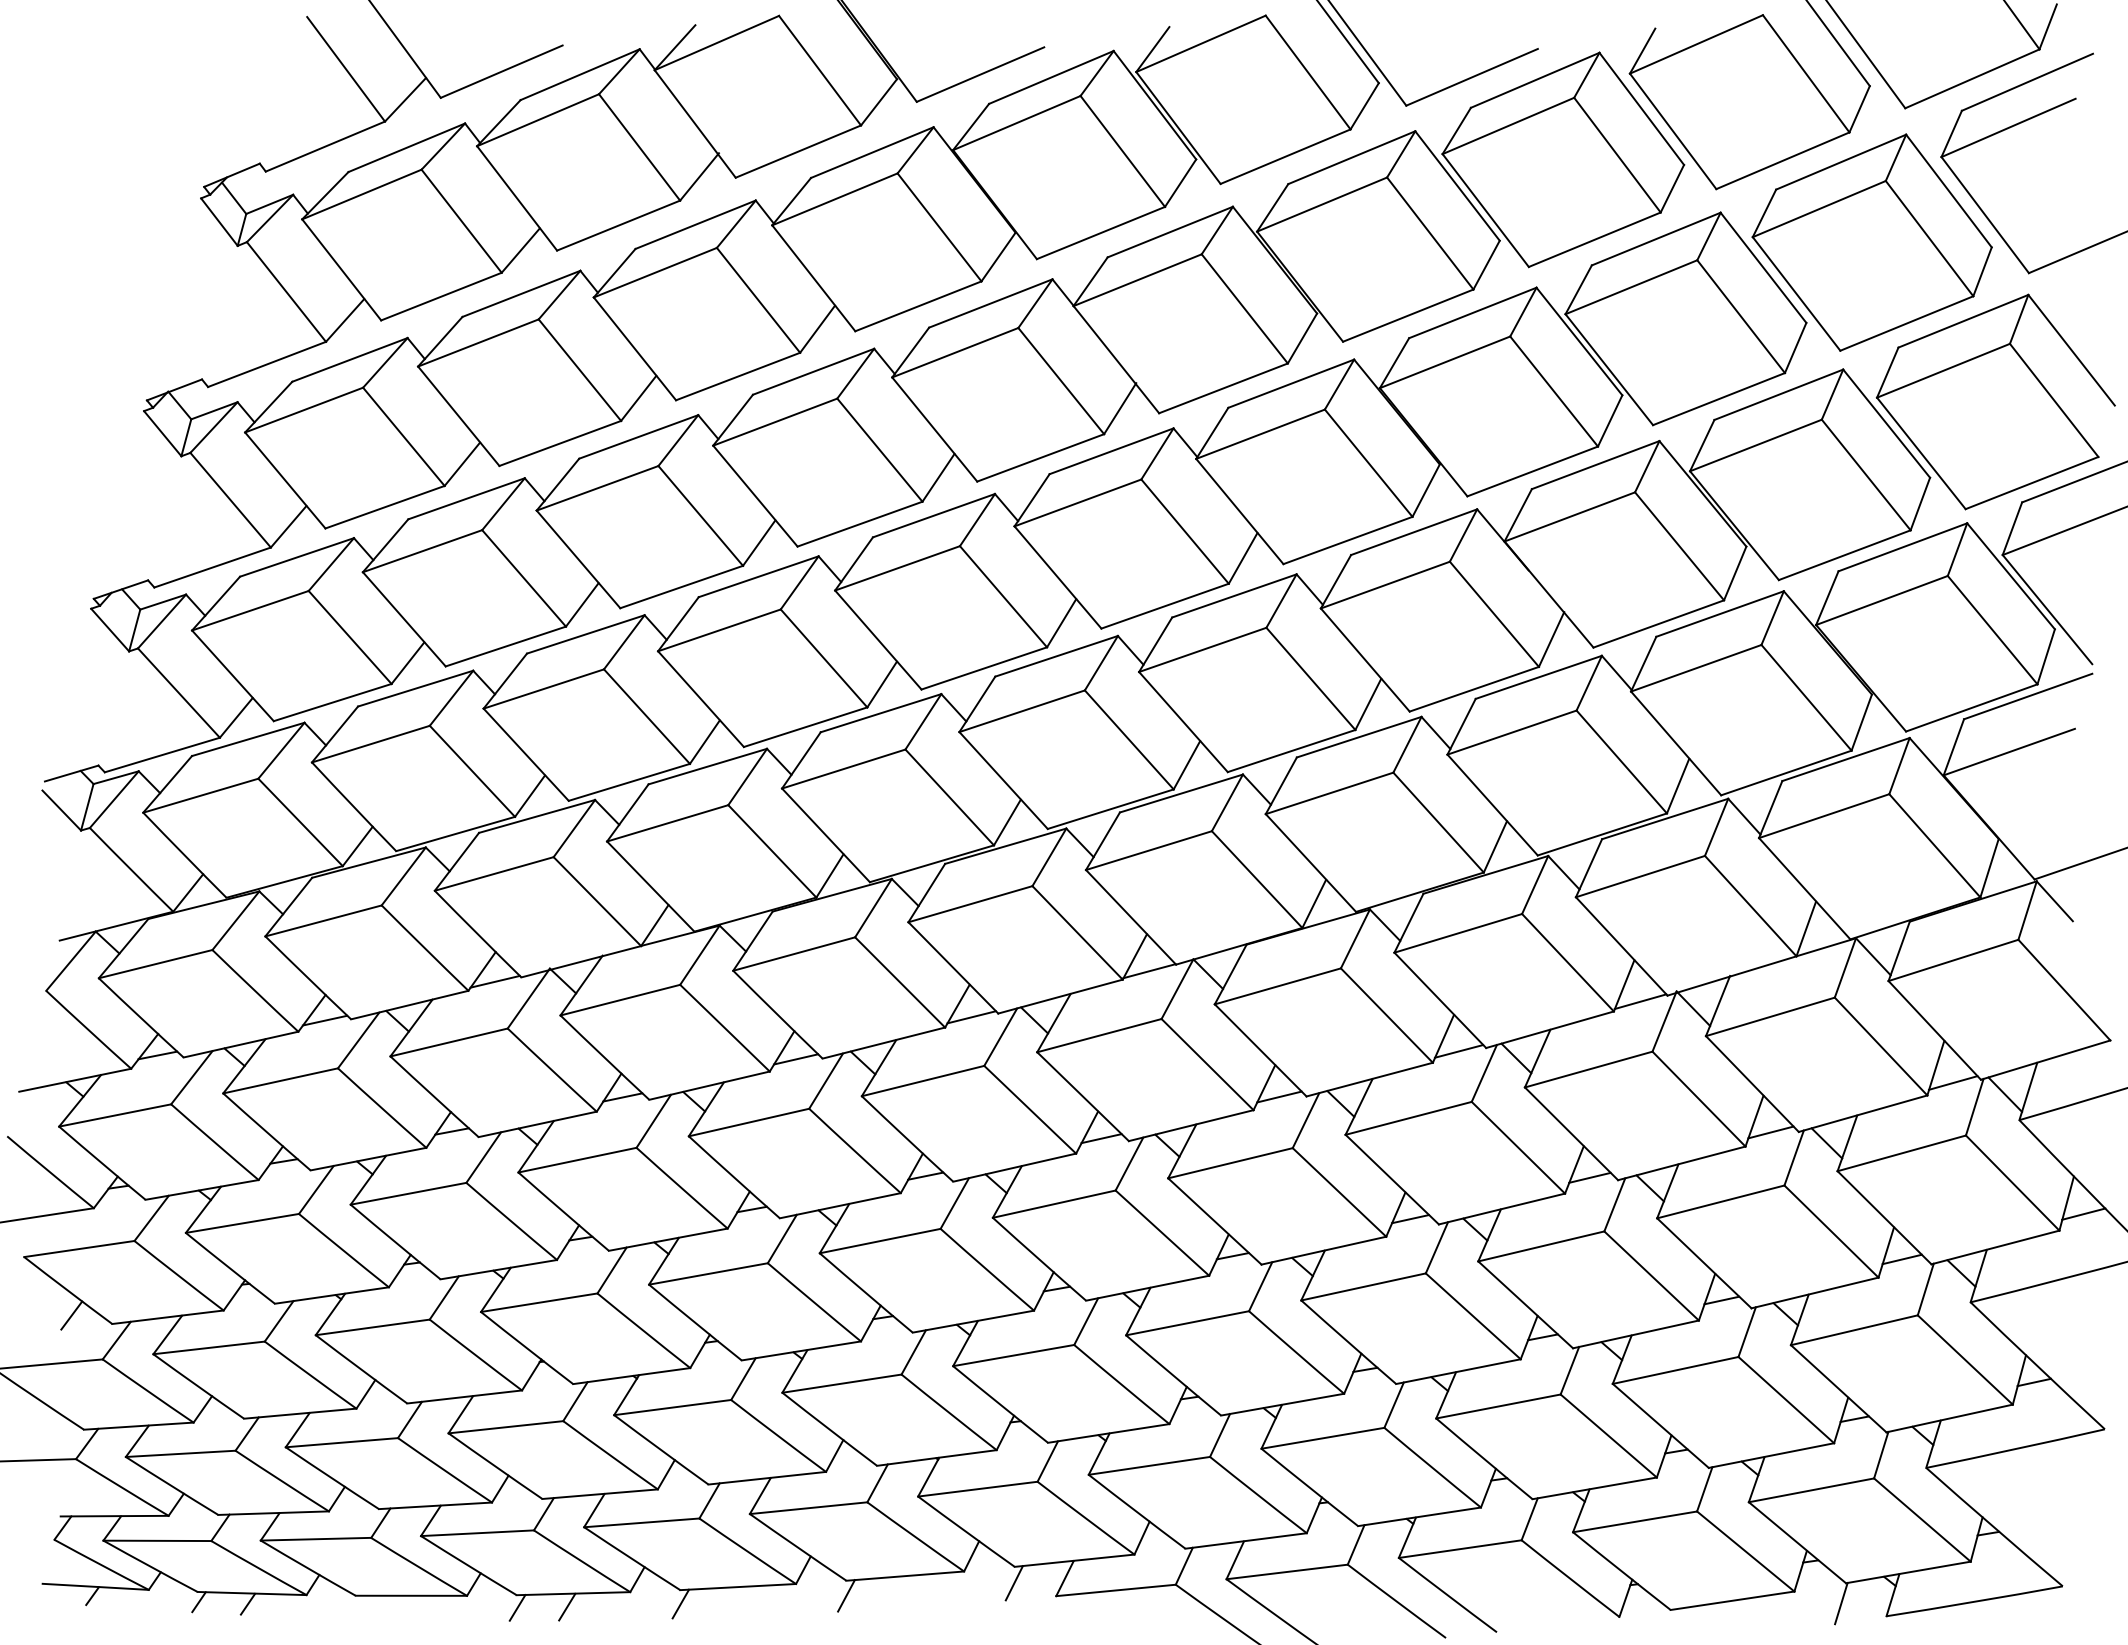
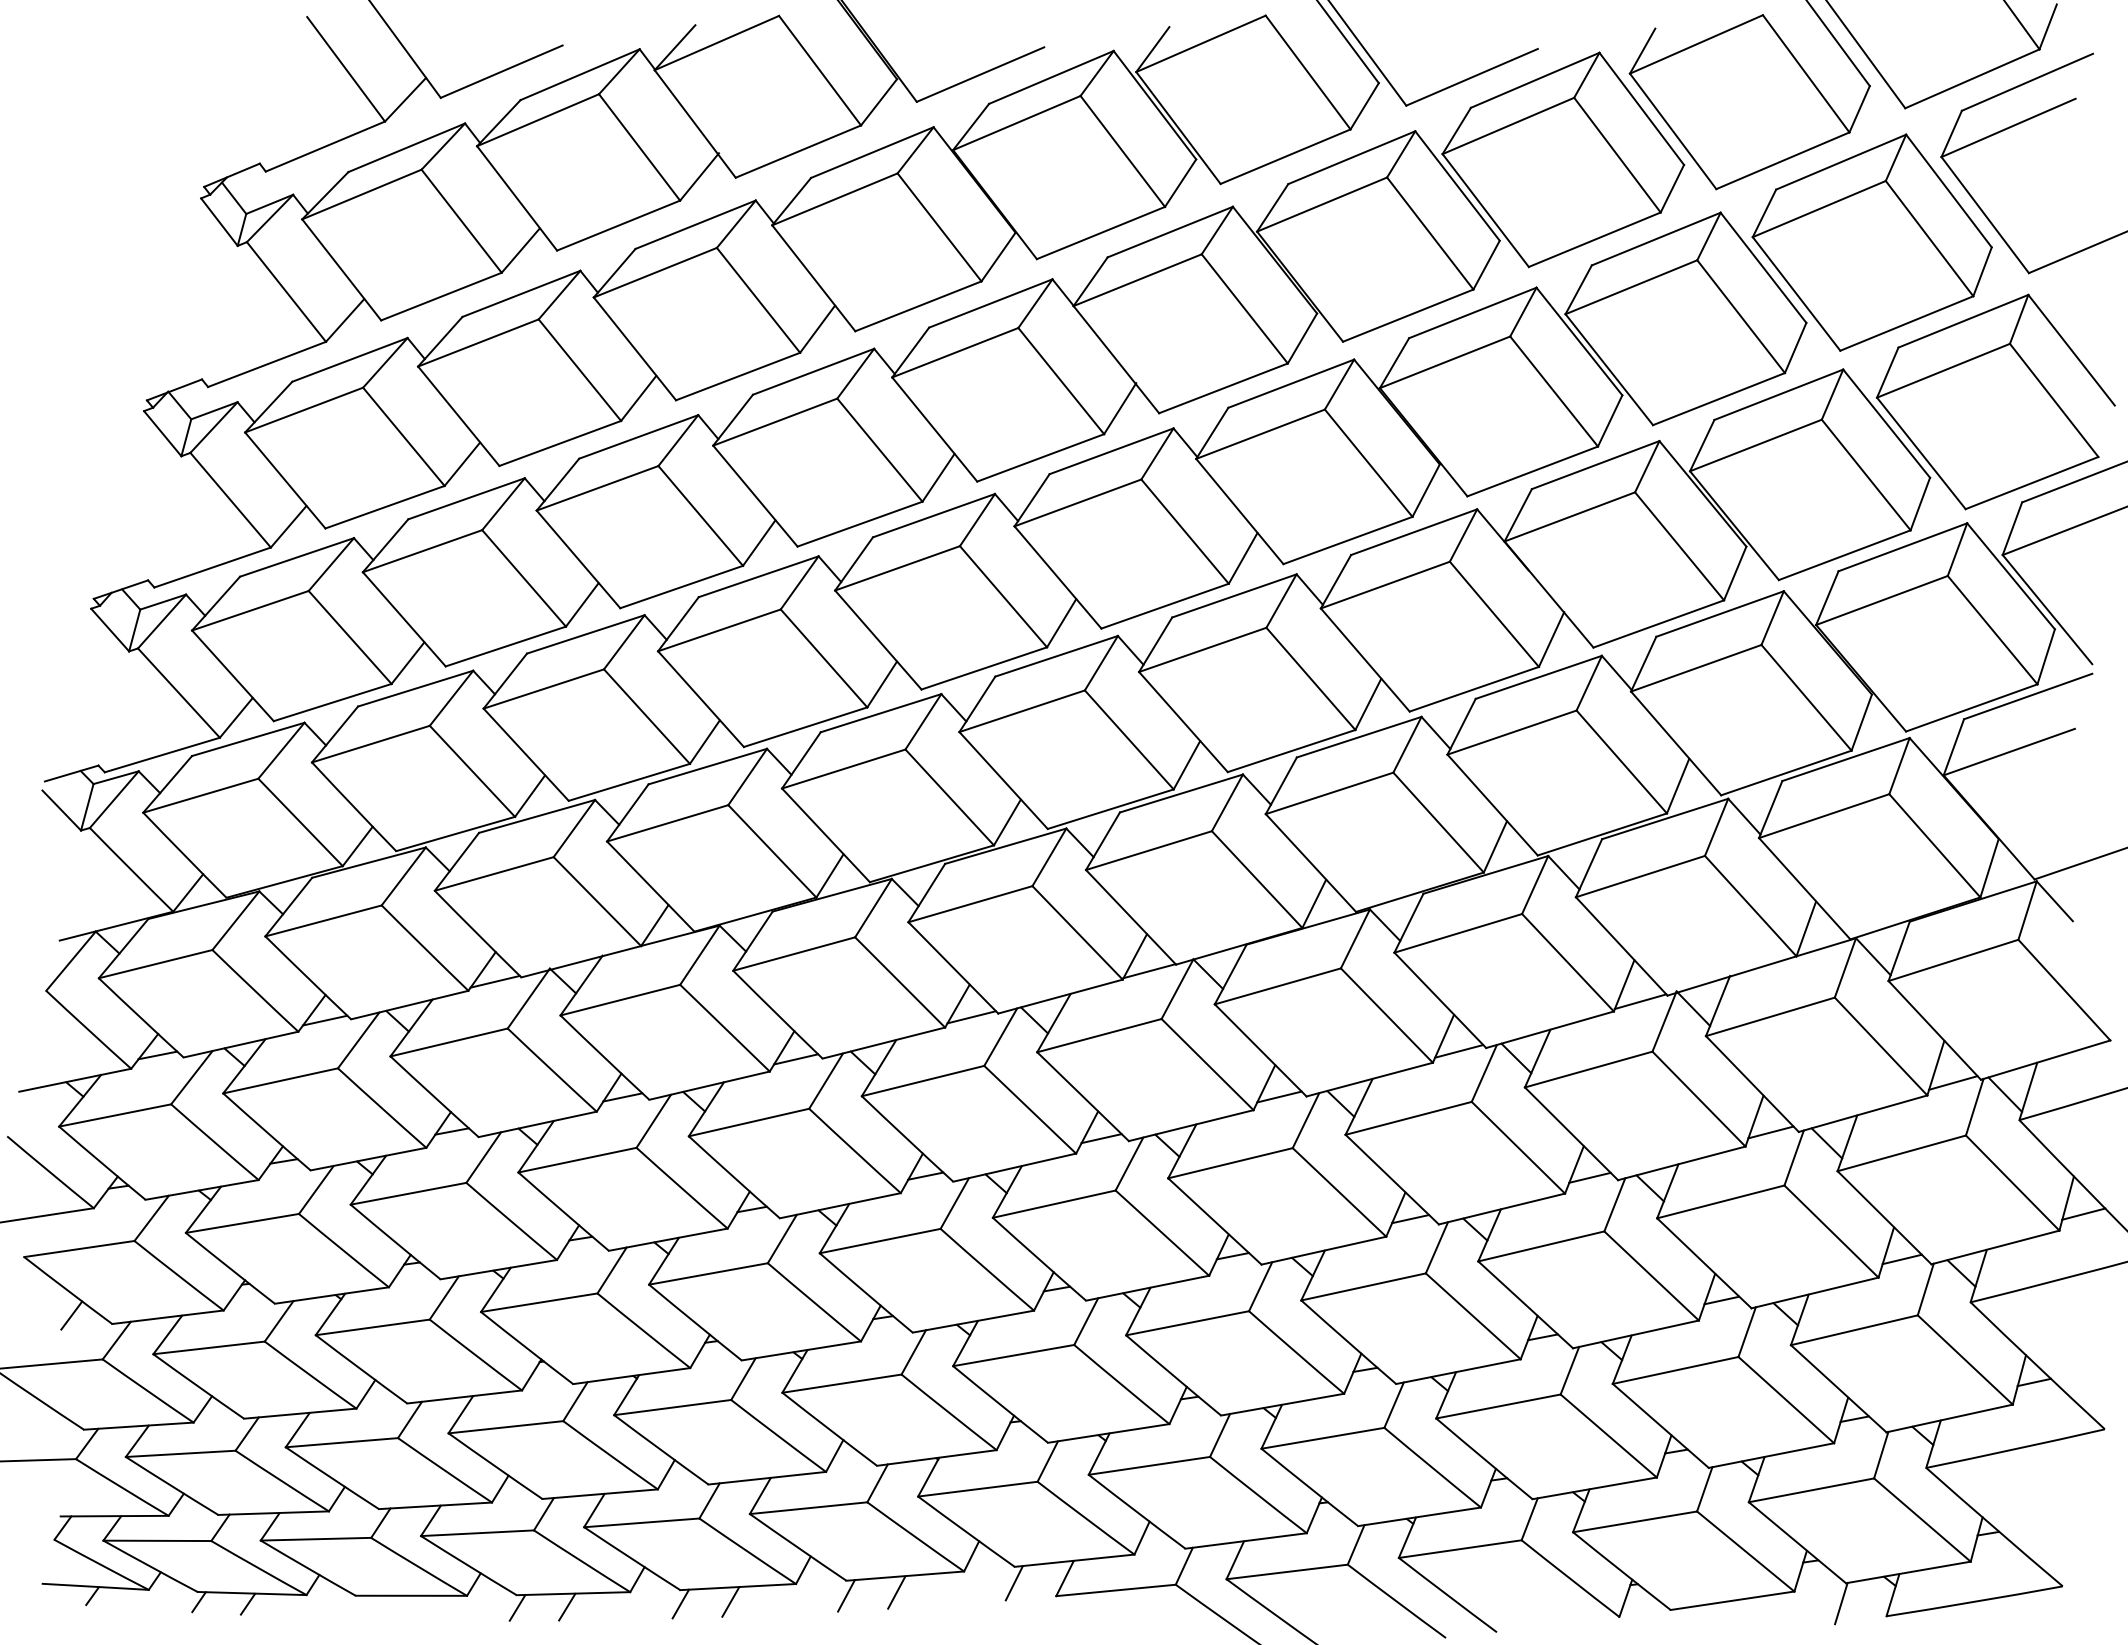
line: none -> present (896, 1592)
line: none -> present (730, 1601)
